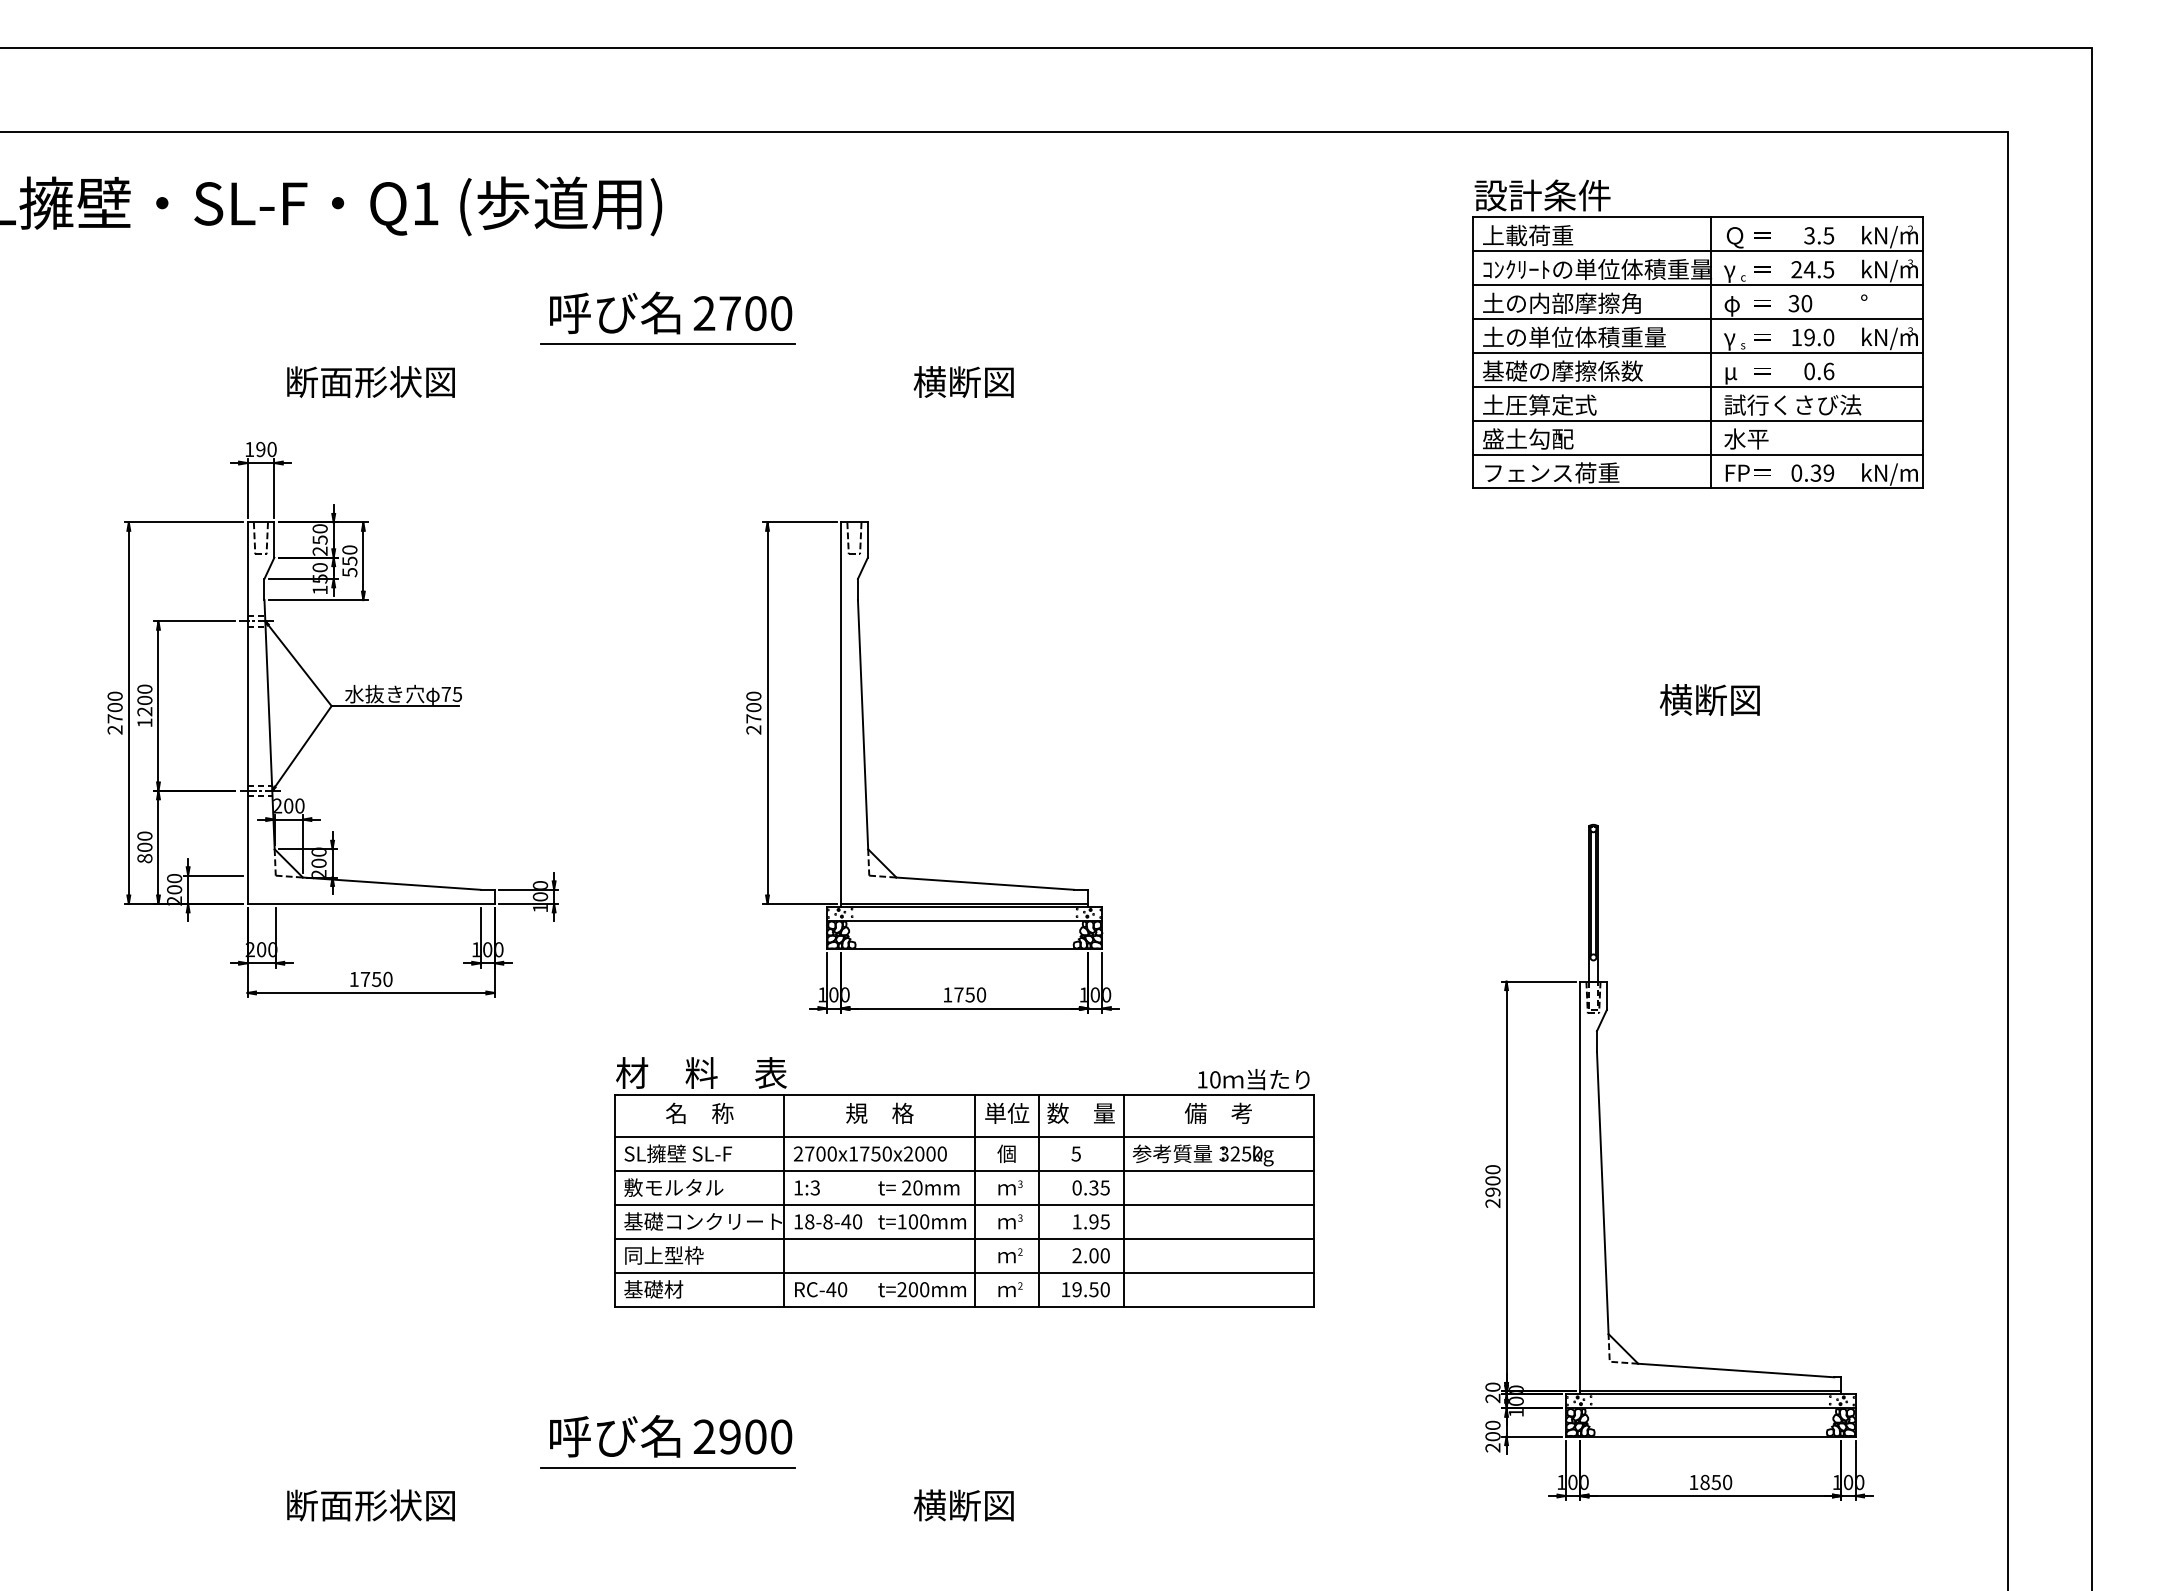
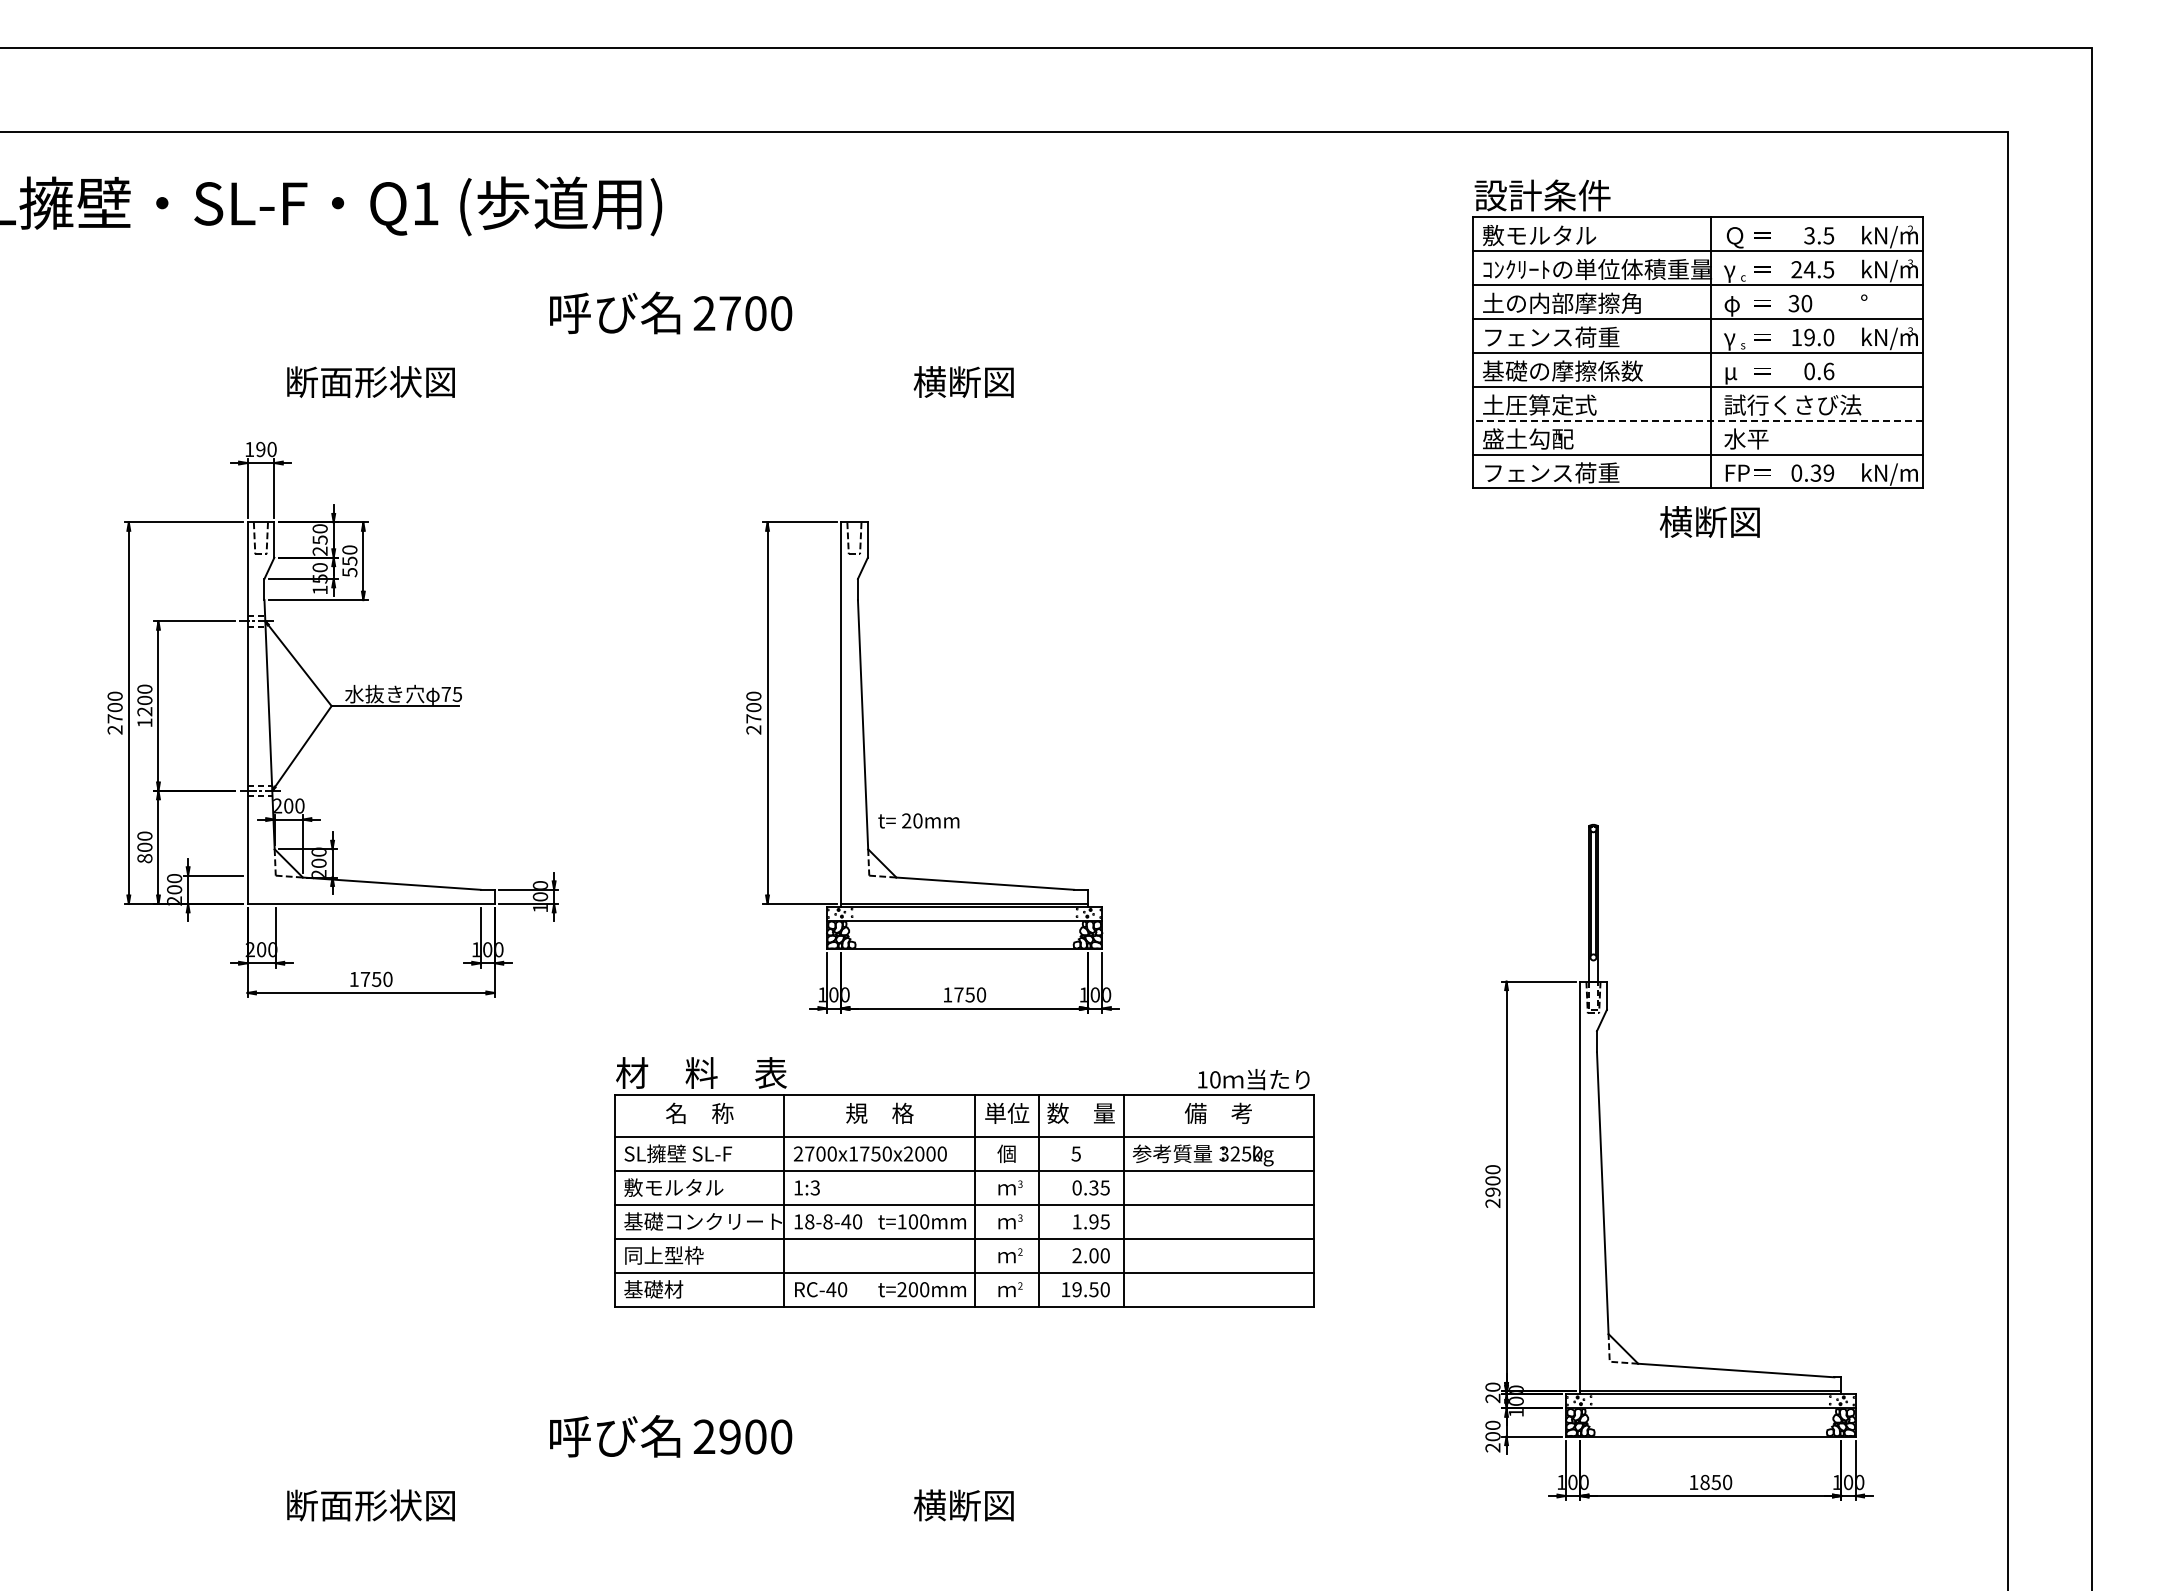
text: 上載荷重 -> 敷モルタル (1539, 235)
text: 土の単位体積重量 -> フェンス荷重 (1574, 336)
line: present -> none (667, 344)
line: solid -> dashed (1698, 420)
text position: (1709, 699) -> (1709, 521) (1709, 521)
text position: (918, 1187) -> (918, 820) (918, 820)
line: present -> none (667, 1467)
